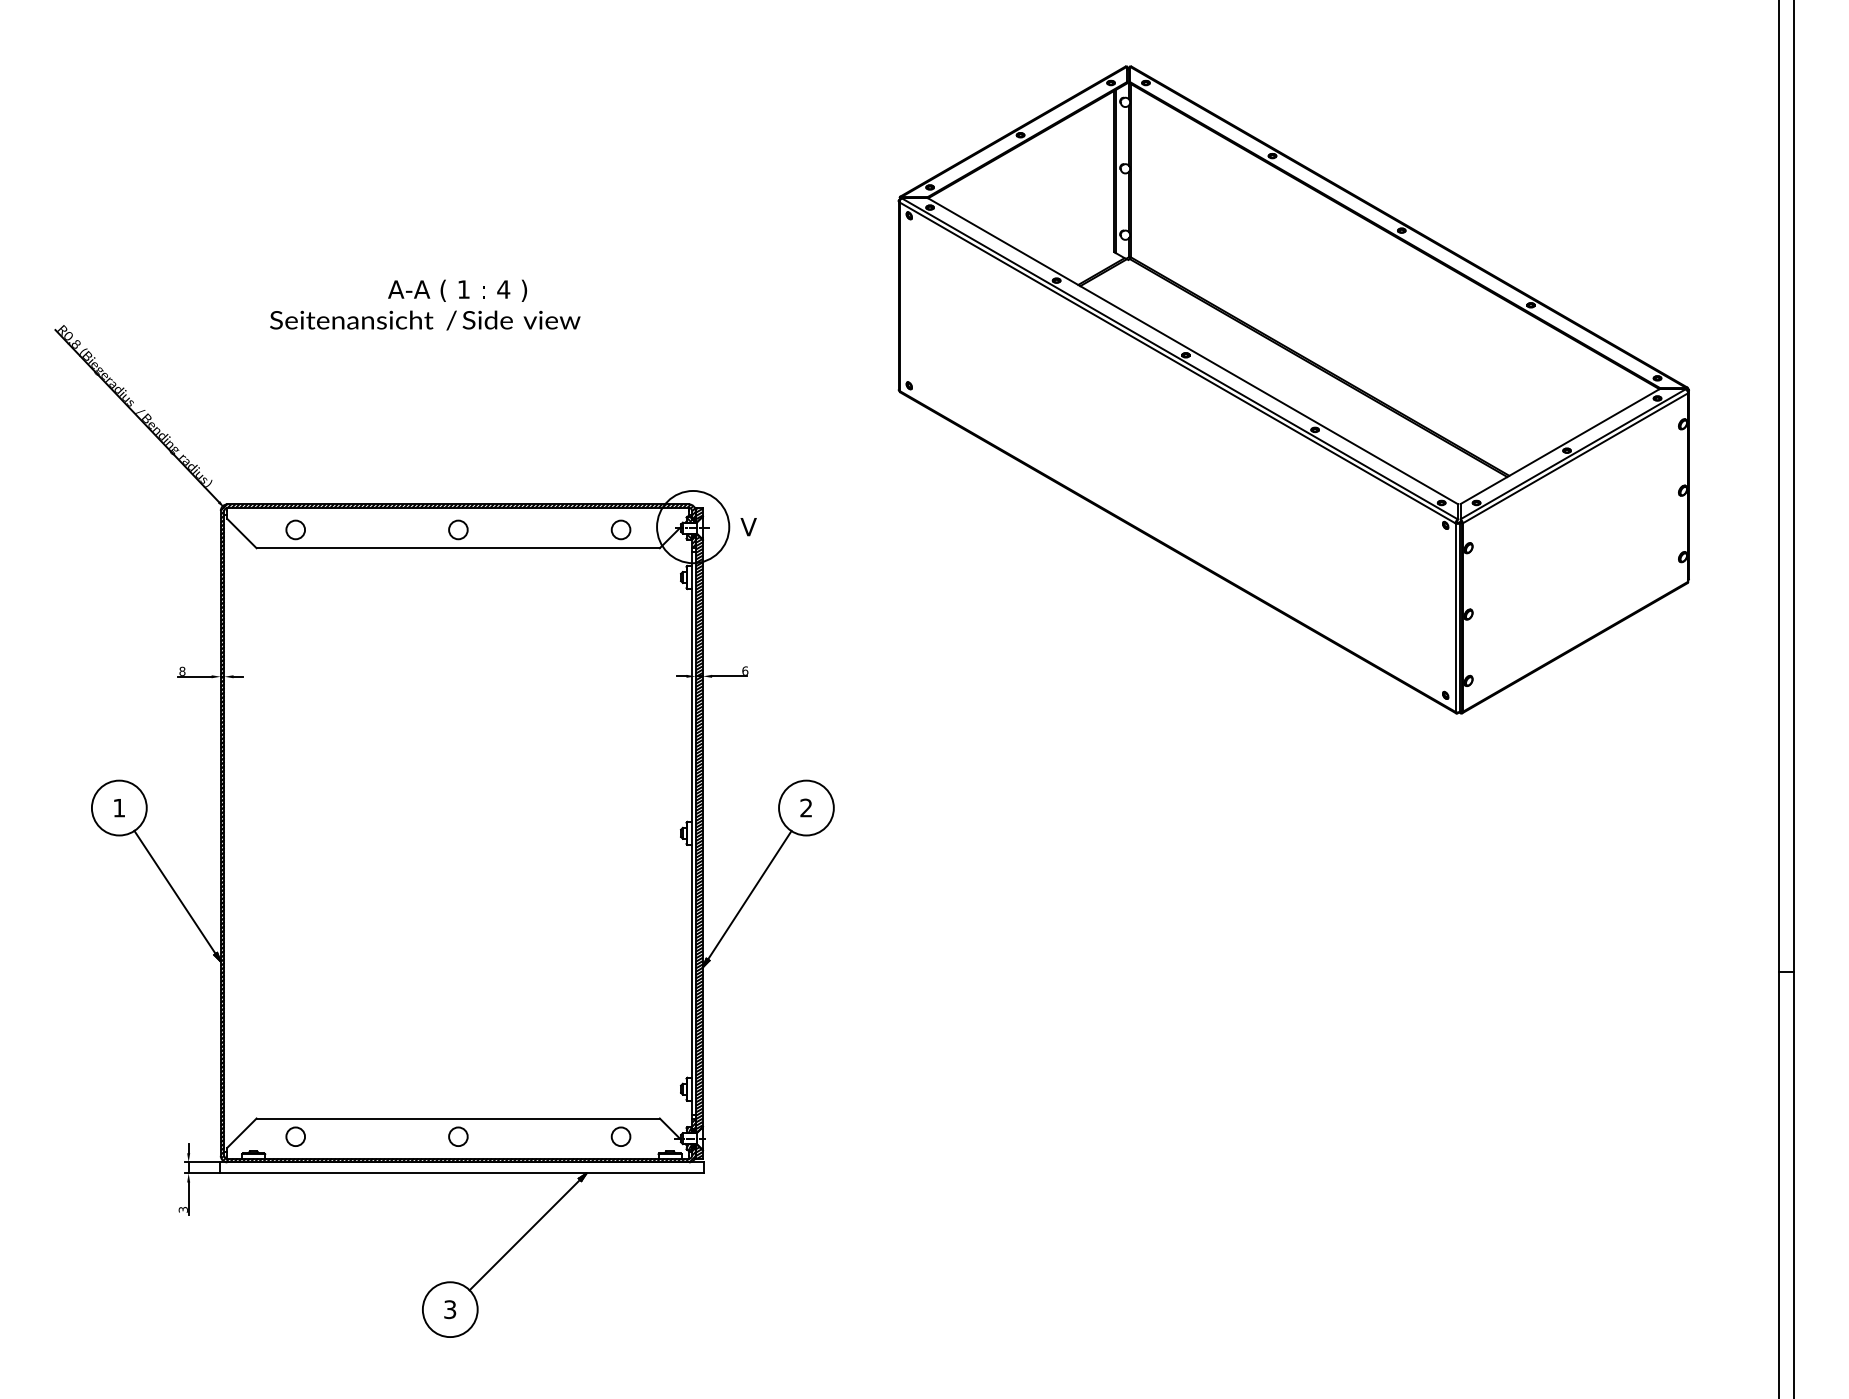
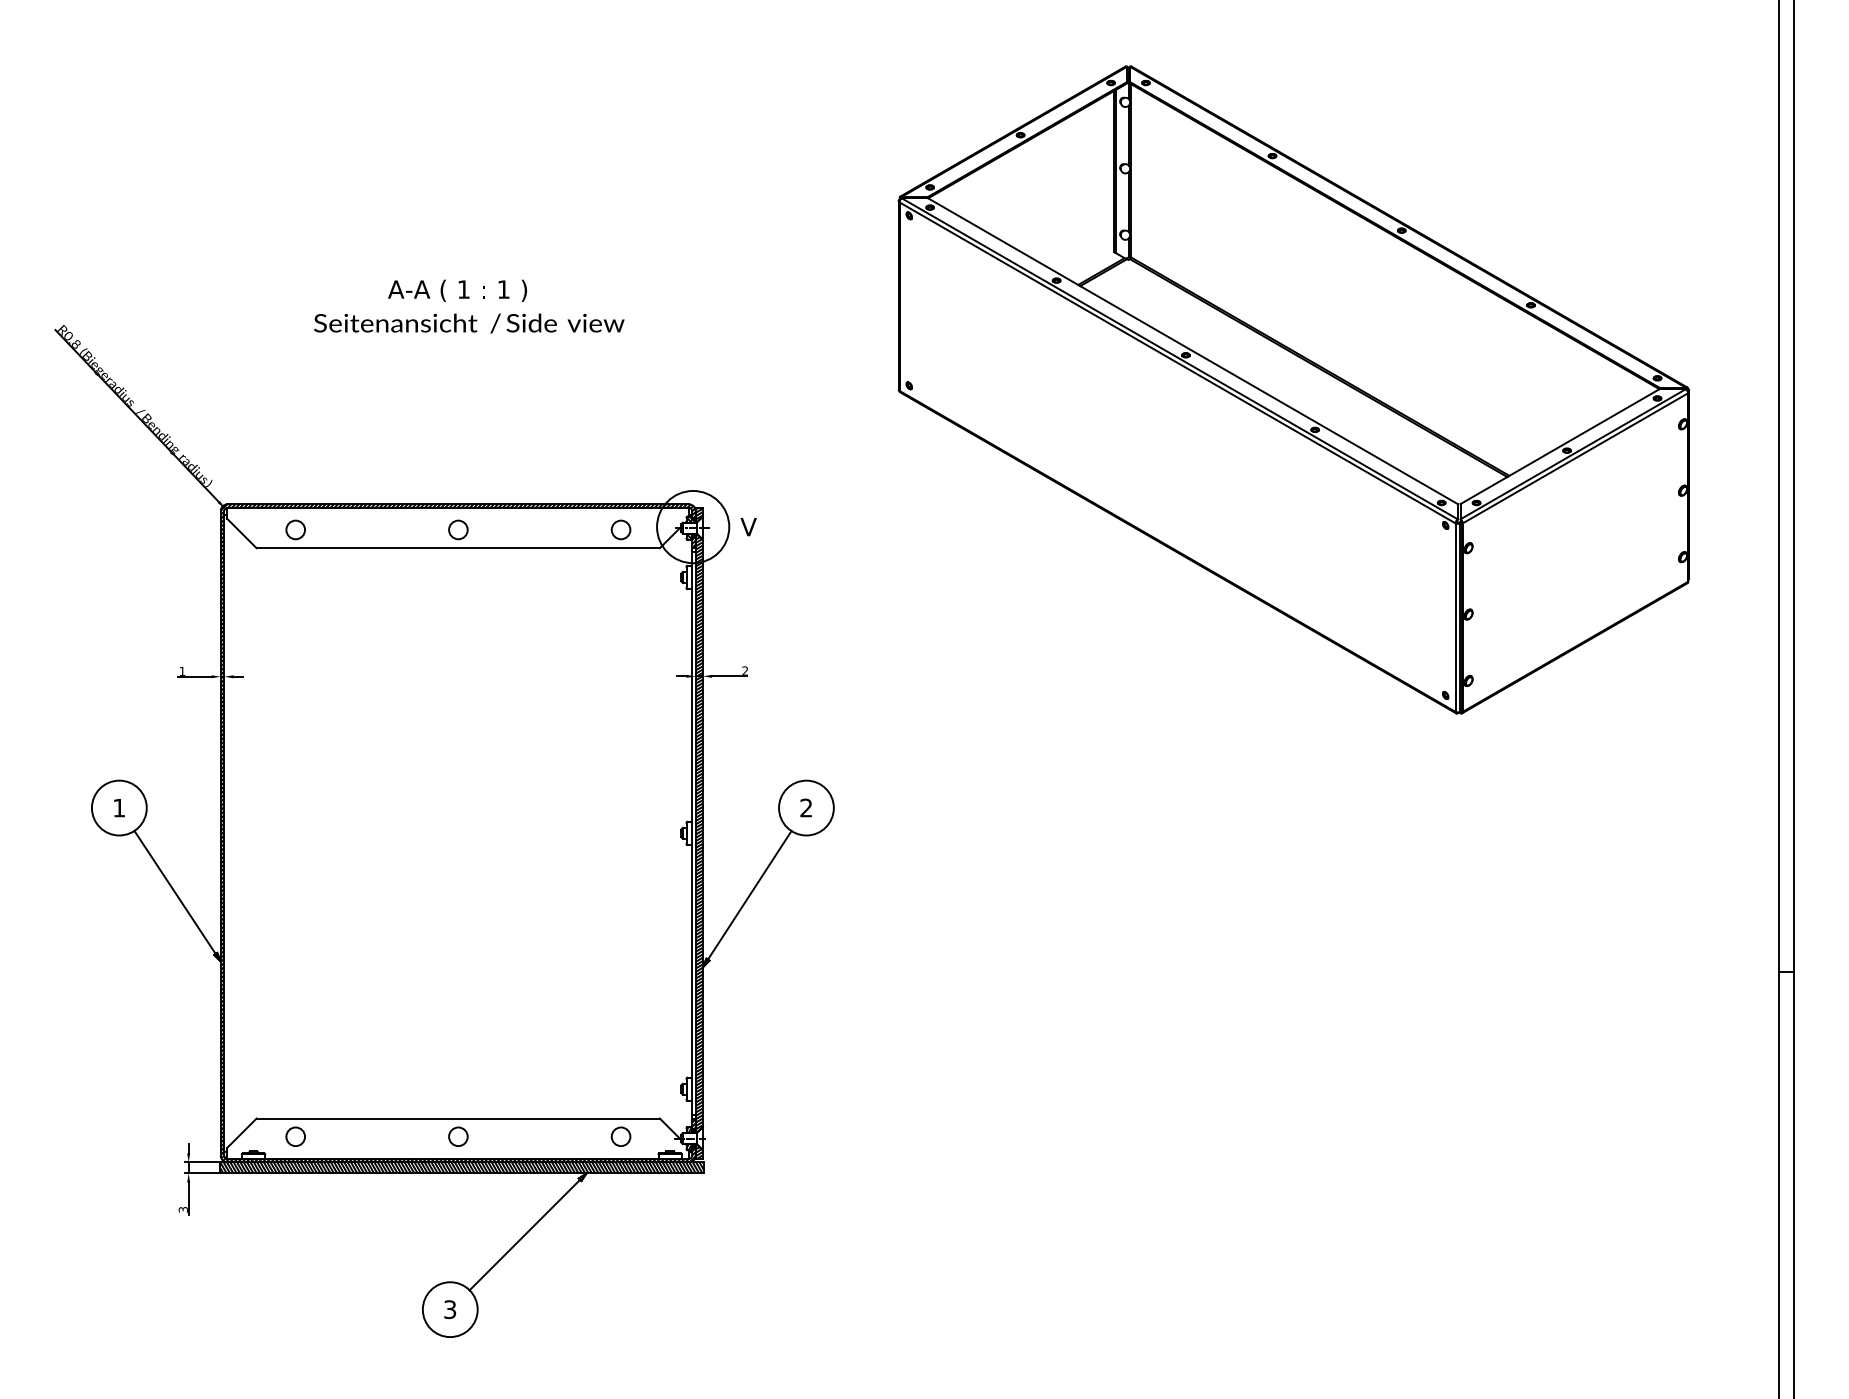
text: 4 -> 1 (503, 289)
text position: (425, 320) -> (469, 323) (469, 323)
text: 8 -> 1 (182, 670)
text: 6 -> 2 (745, 670)
hatch: none -> present (461, 1167)
